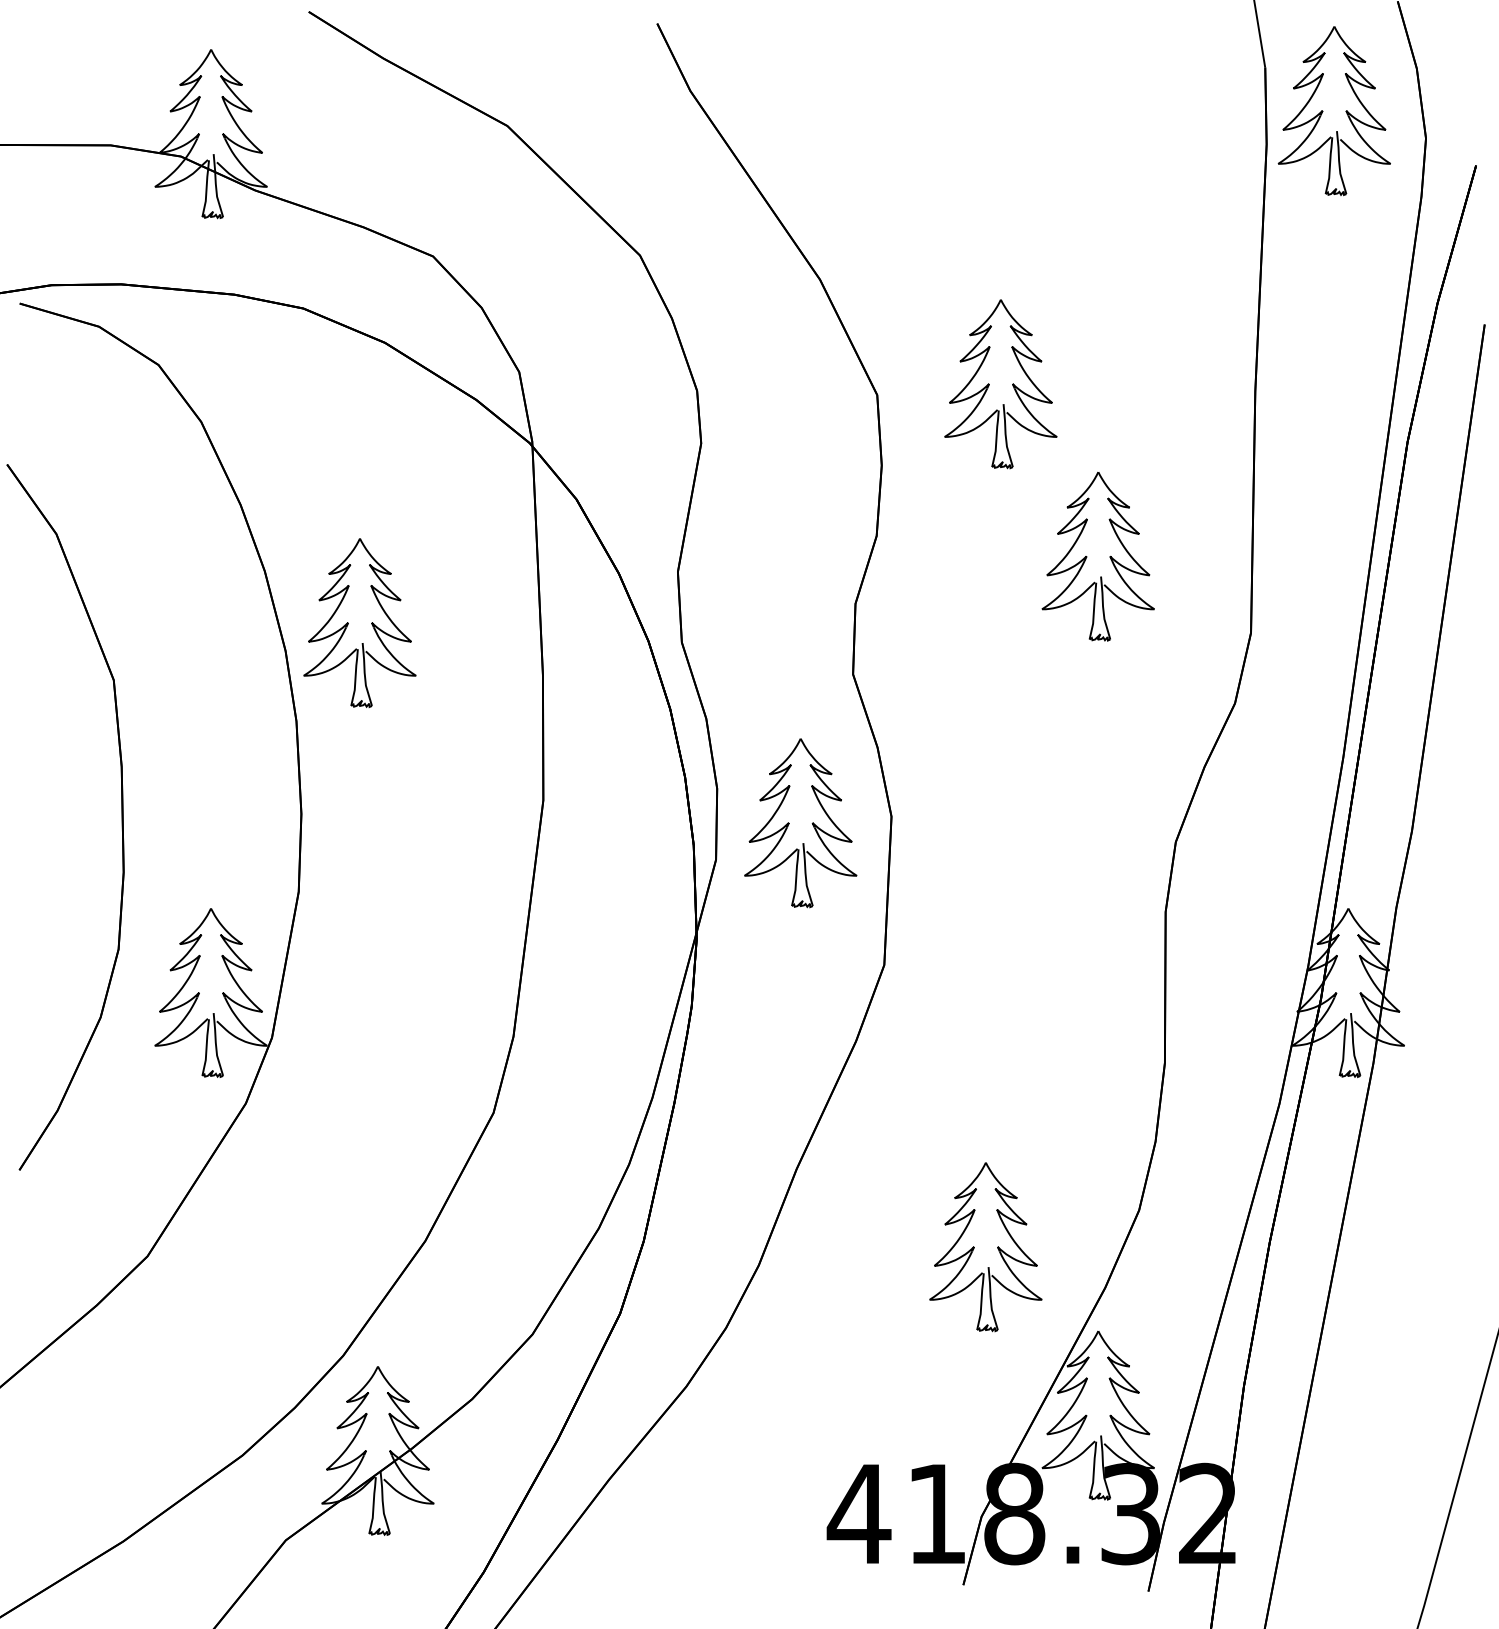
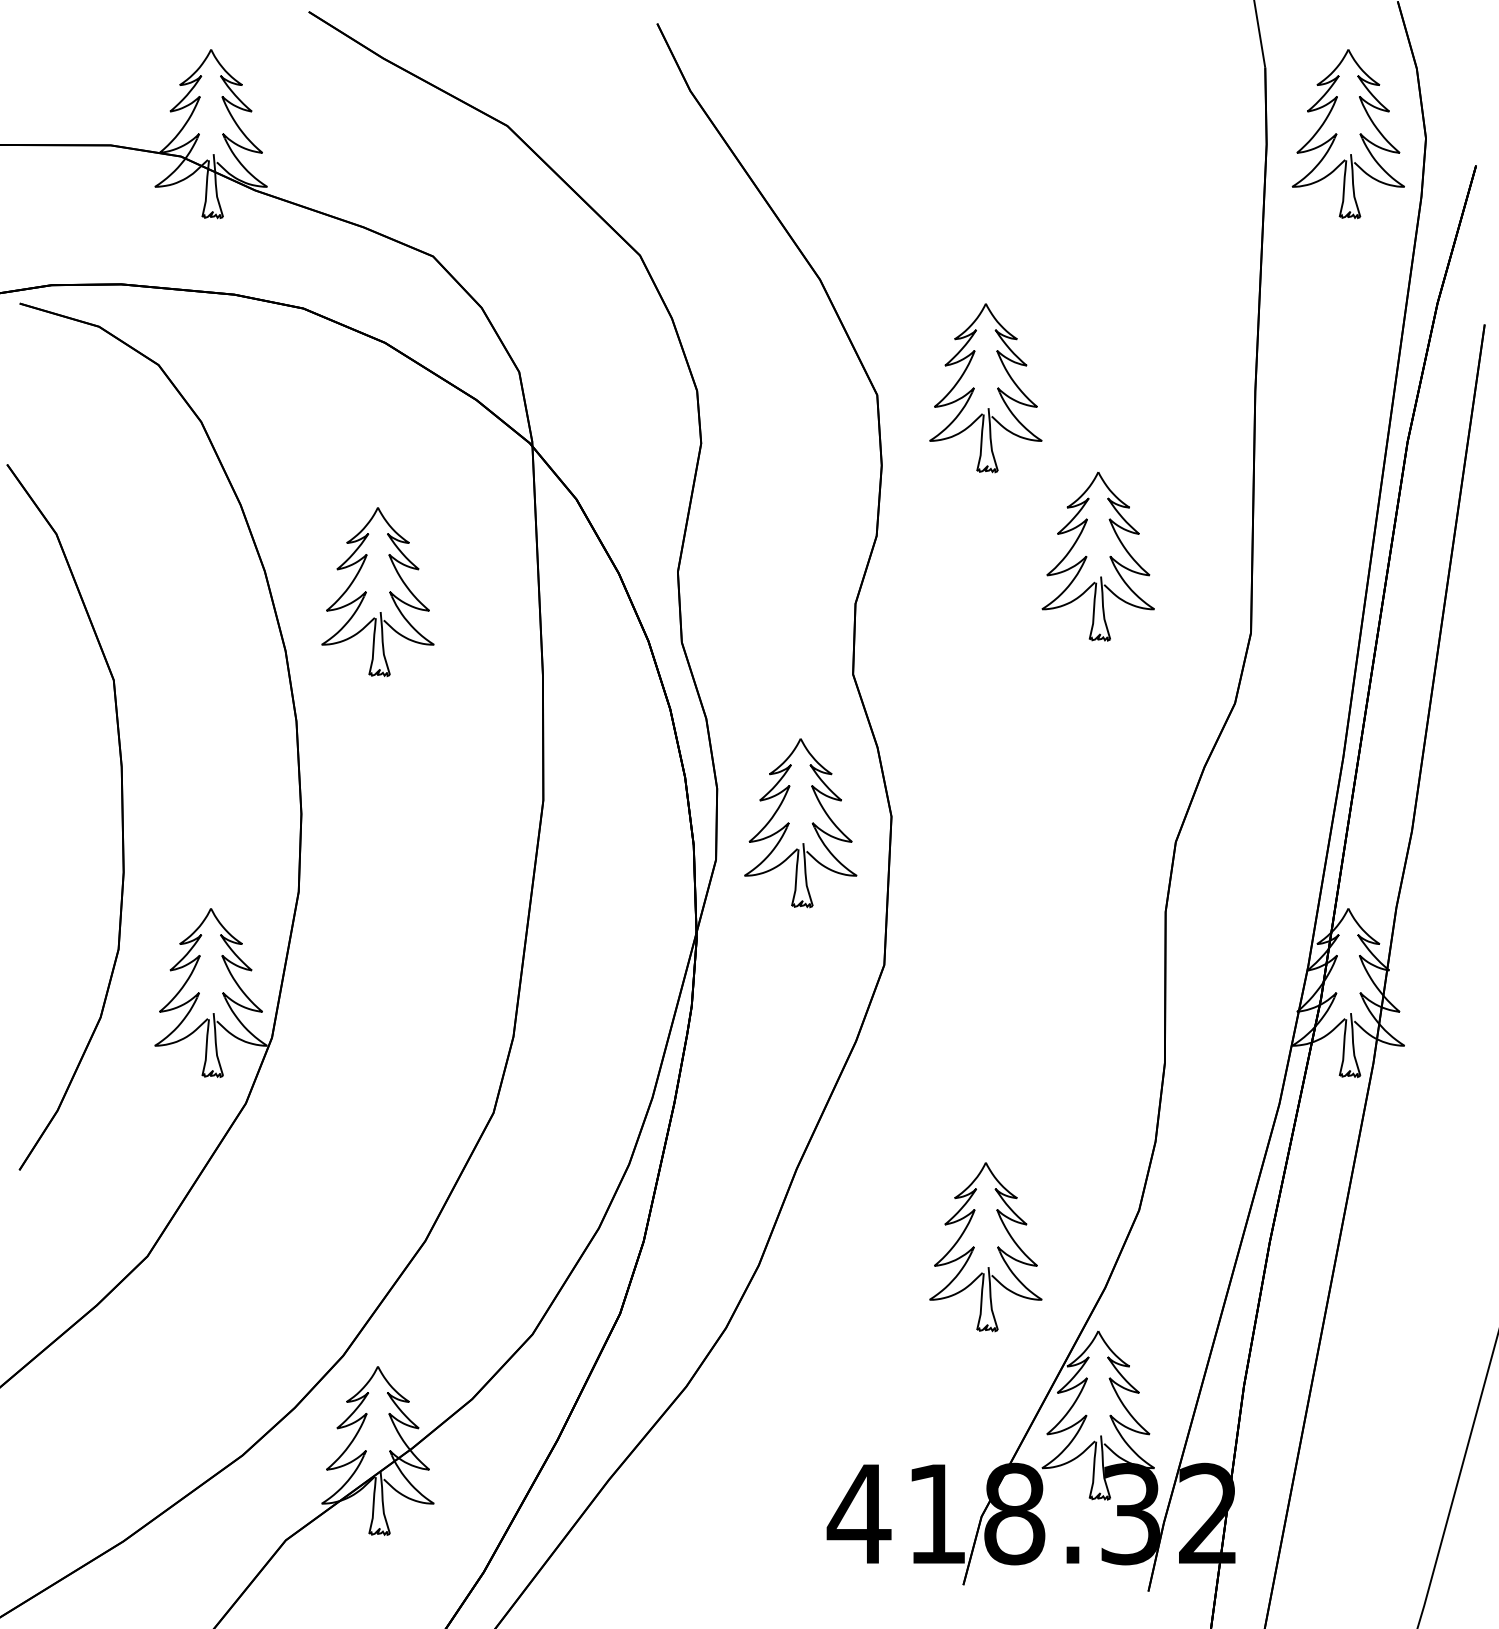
part position: (1323, 111) -> (1337, 134) (1337, 134)
part position: (1000, 384) -> (985, 388) (985, 388)
part position: (359, 622) -> (377, 591) (377, 591)
